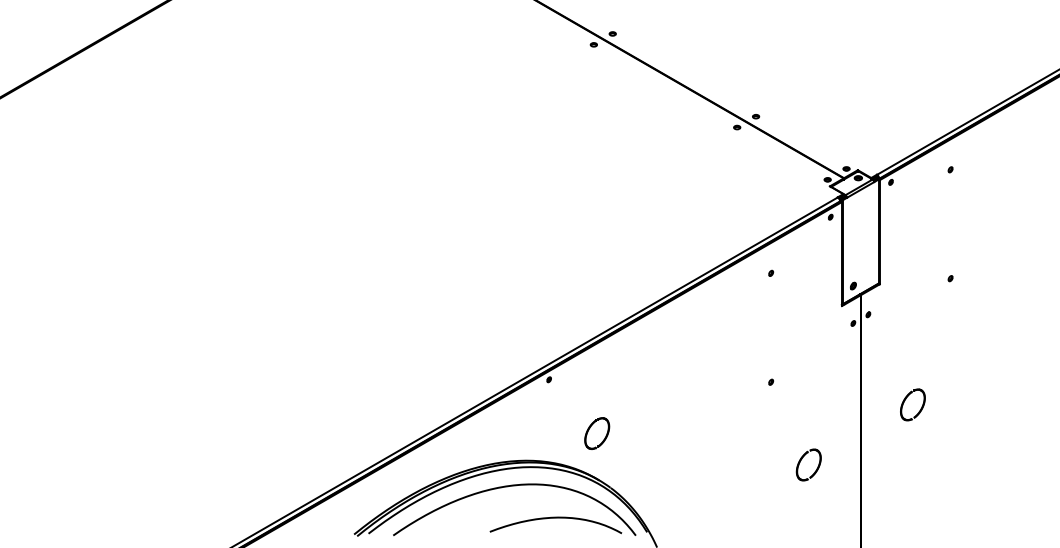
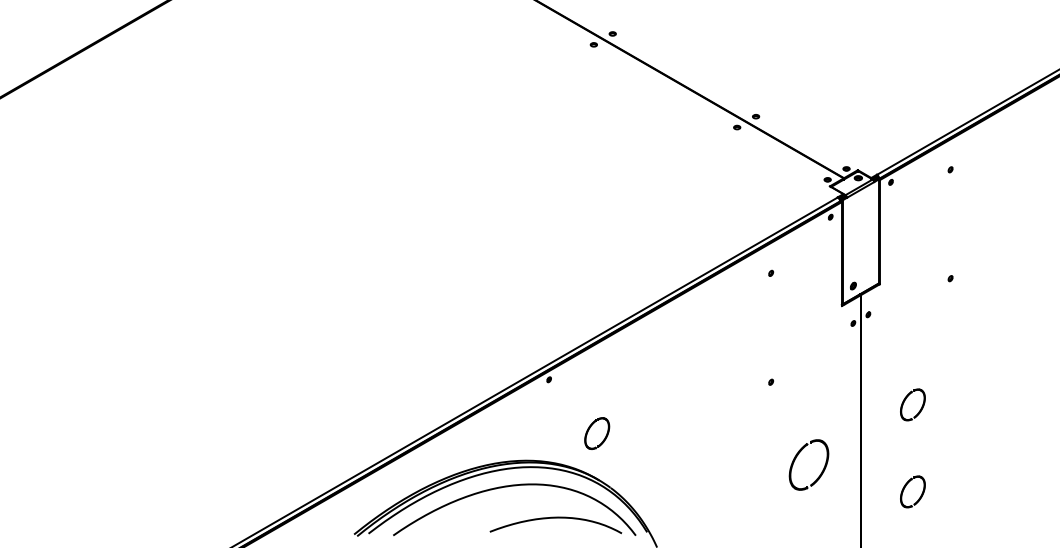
part size: 27x34 px -> 42x52 px (808, 464)
part: none -> present (912, 491)
